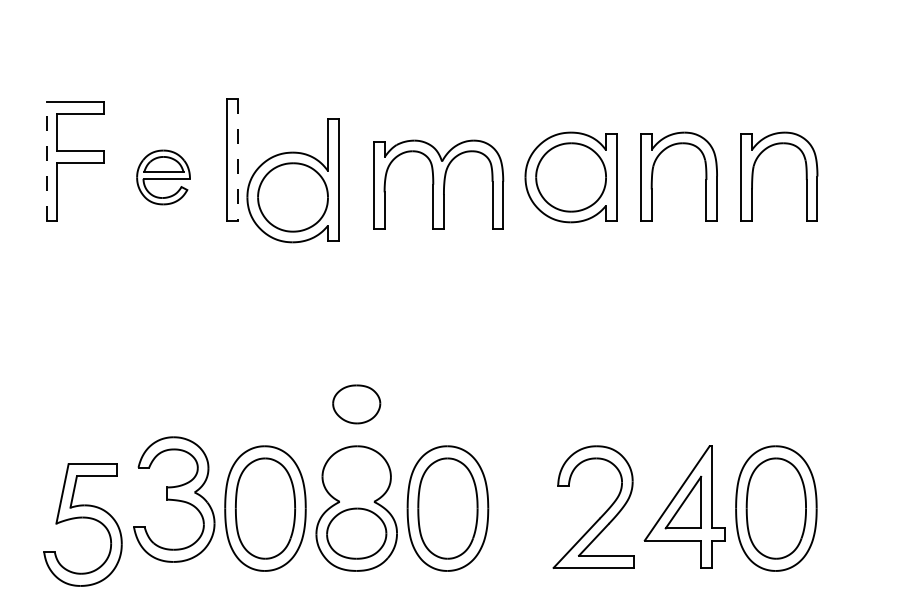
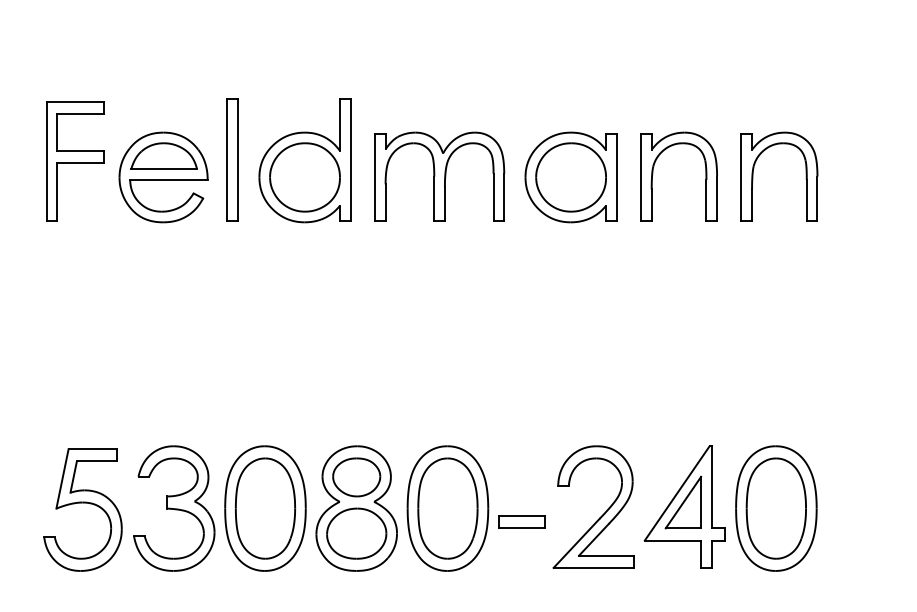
line: dashed -> solid (238, 159)
line: dashed -> solid (46, 161)
part size: 55x57 px -> 91x93 px (163, 177)
part position: (292, 180) -> (304, 160) (304, 160)
part position: (438, 184) -> (439, 176) (439, 176)
part position: (356, 404) -> (356, 477) (356, 477)
part position: (174, 499) -> (174, 508) (174, 508)
part: none -> present (521, 521)
part position: (82, 524) -> (82, 509) (82, 509)
